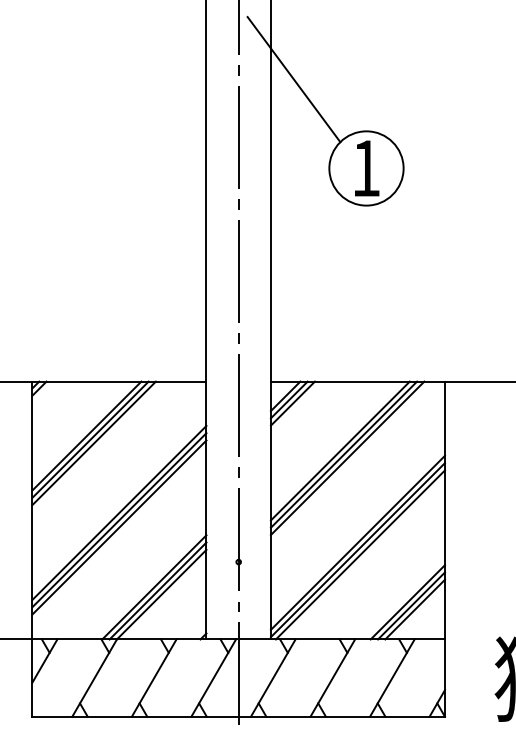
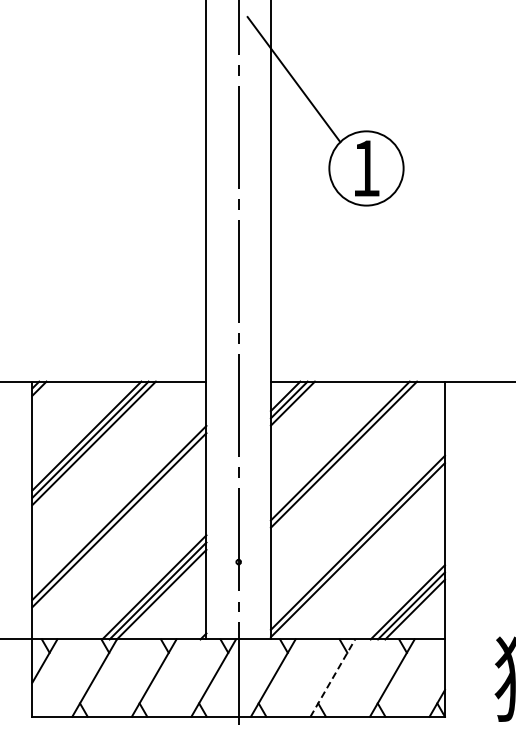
line: present -> none (347, 458)
line: present -> none (119, 527)
line: present -> none (359, 554)
line: solid -> dashed (332, 678)
